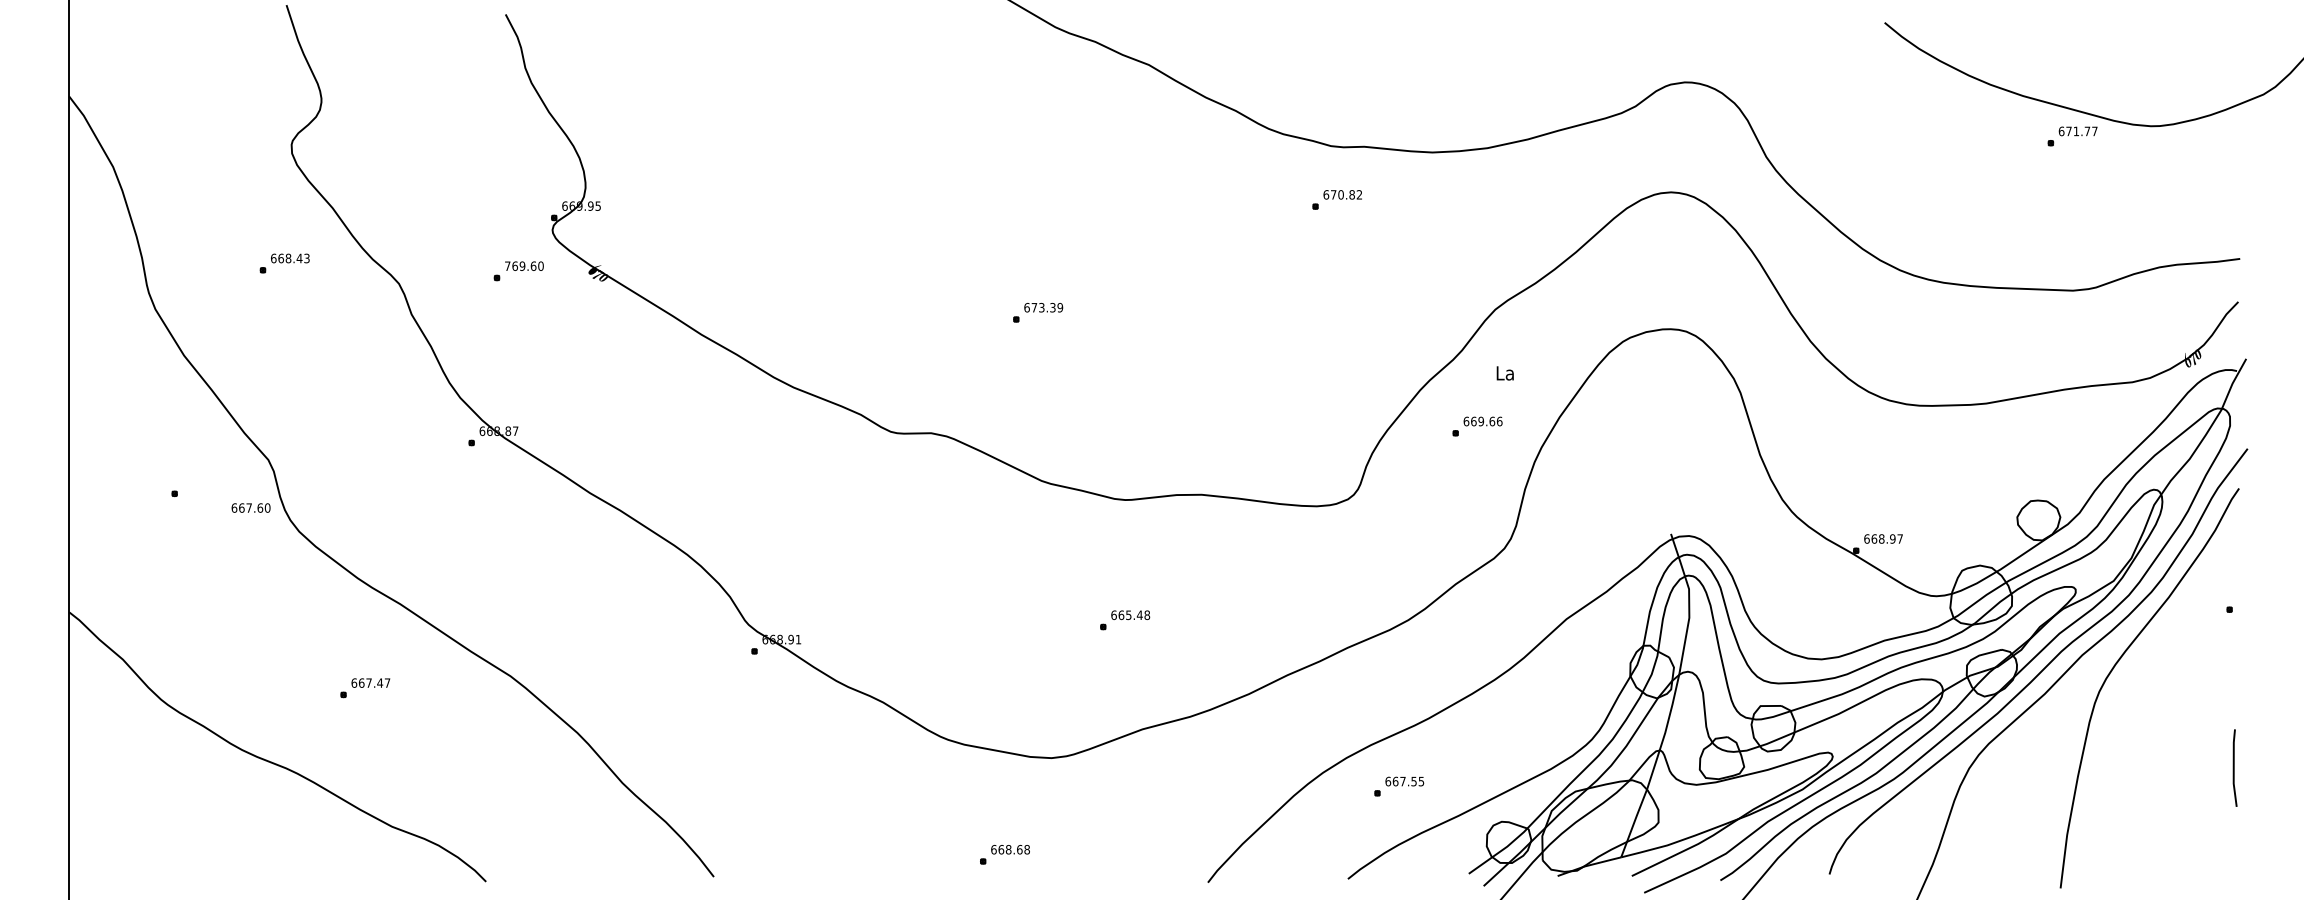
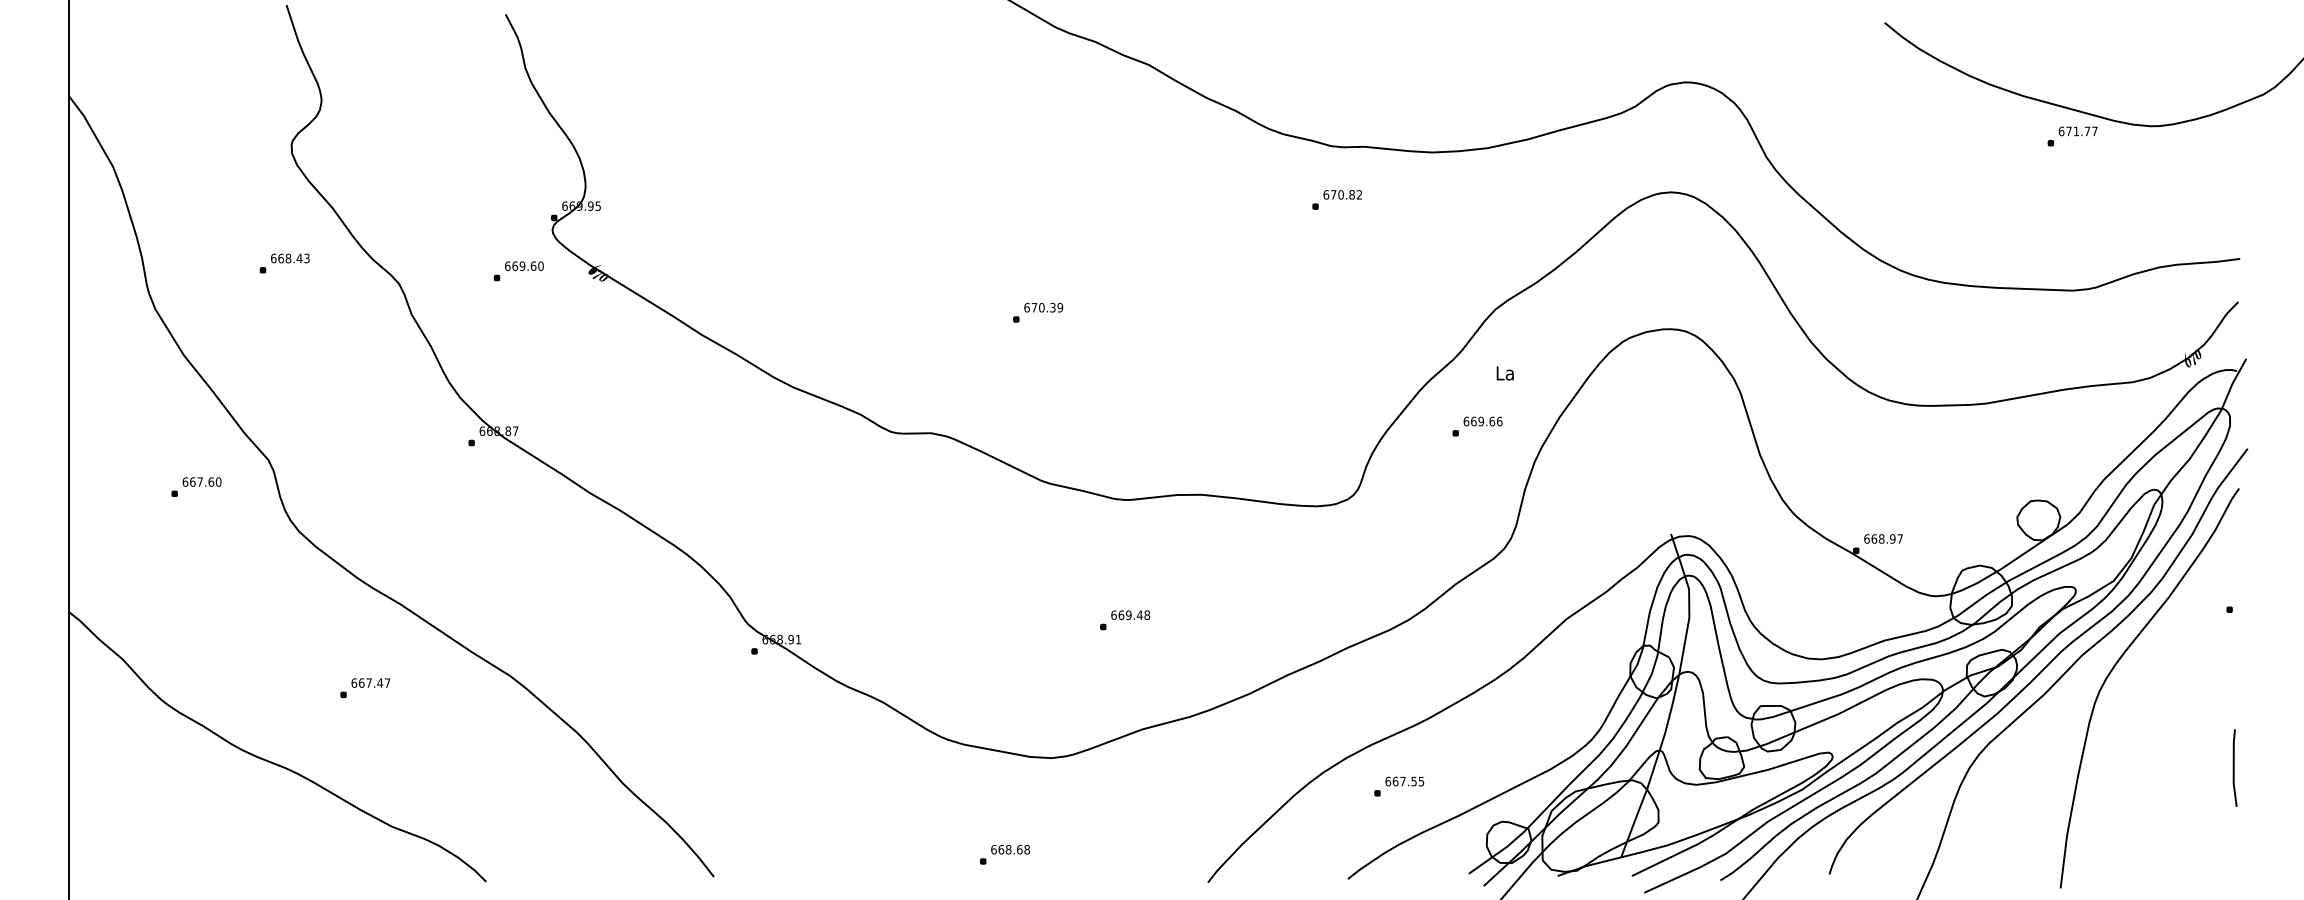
text: 769.60 -> 669.60 (507, 265)
text: 673.39 -> 670.39 (1041, 307)
text position: (250, 507) -> (201, 481) (201, 481)
text: 665.48 -> 669.48 (1128, 614)
